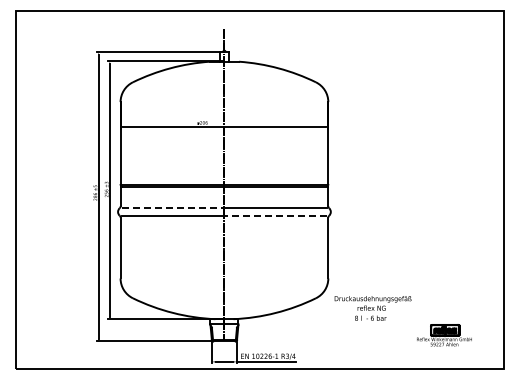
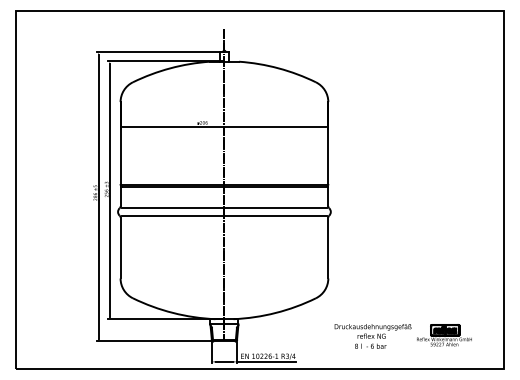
line: dashed -> solid (173, 207)
line: dashed -> solid (275, 216)
text position: (372, 308) -> (372, 336) (372, 336)
